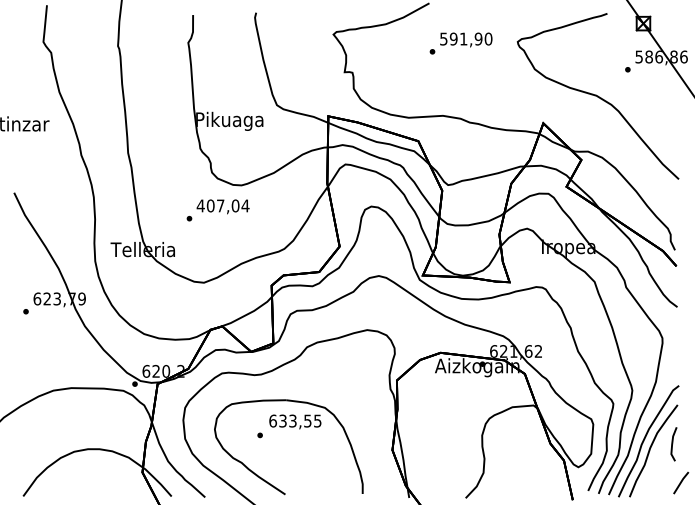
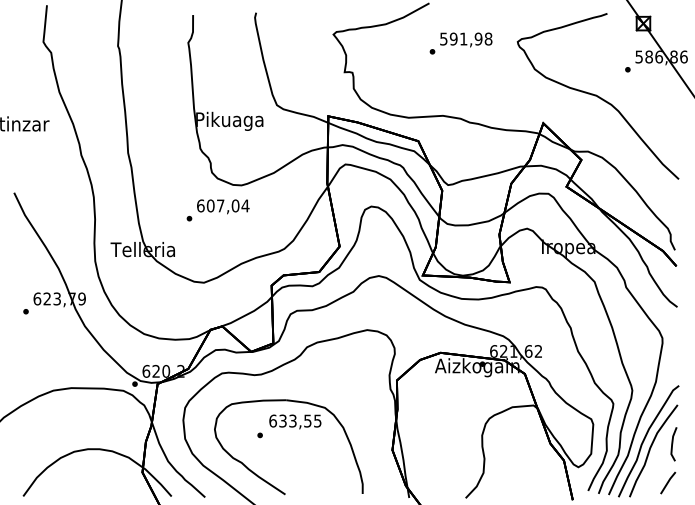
text: 591,90 -> 591,98 (488, 39)
text: 407,04 -> 607,04 (200, 205)
line position: (681, 482) -> (668, 482) (668, 482)
